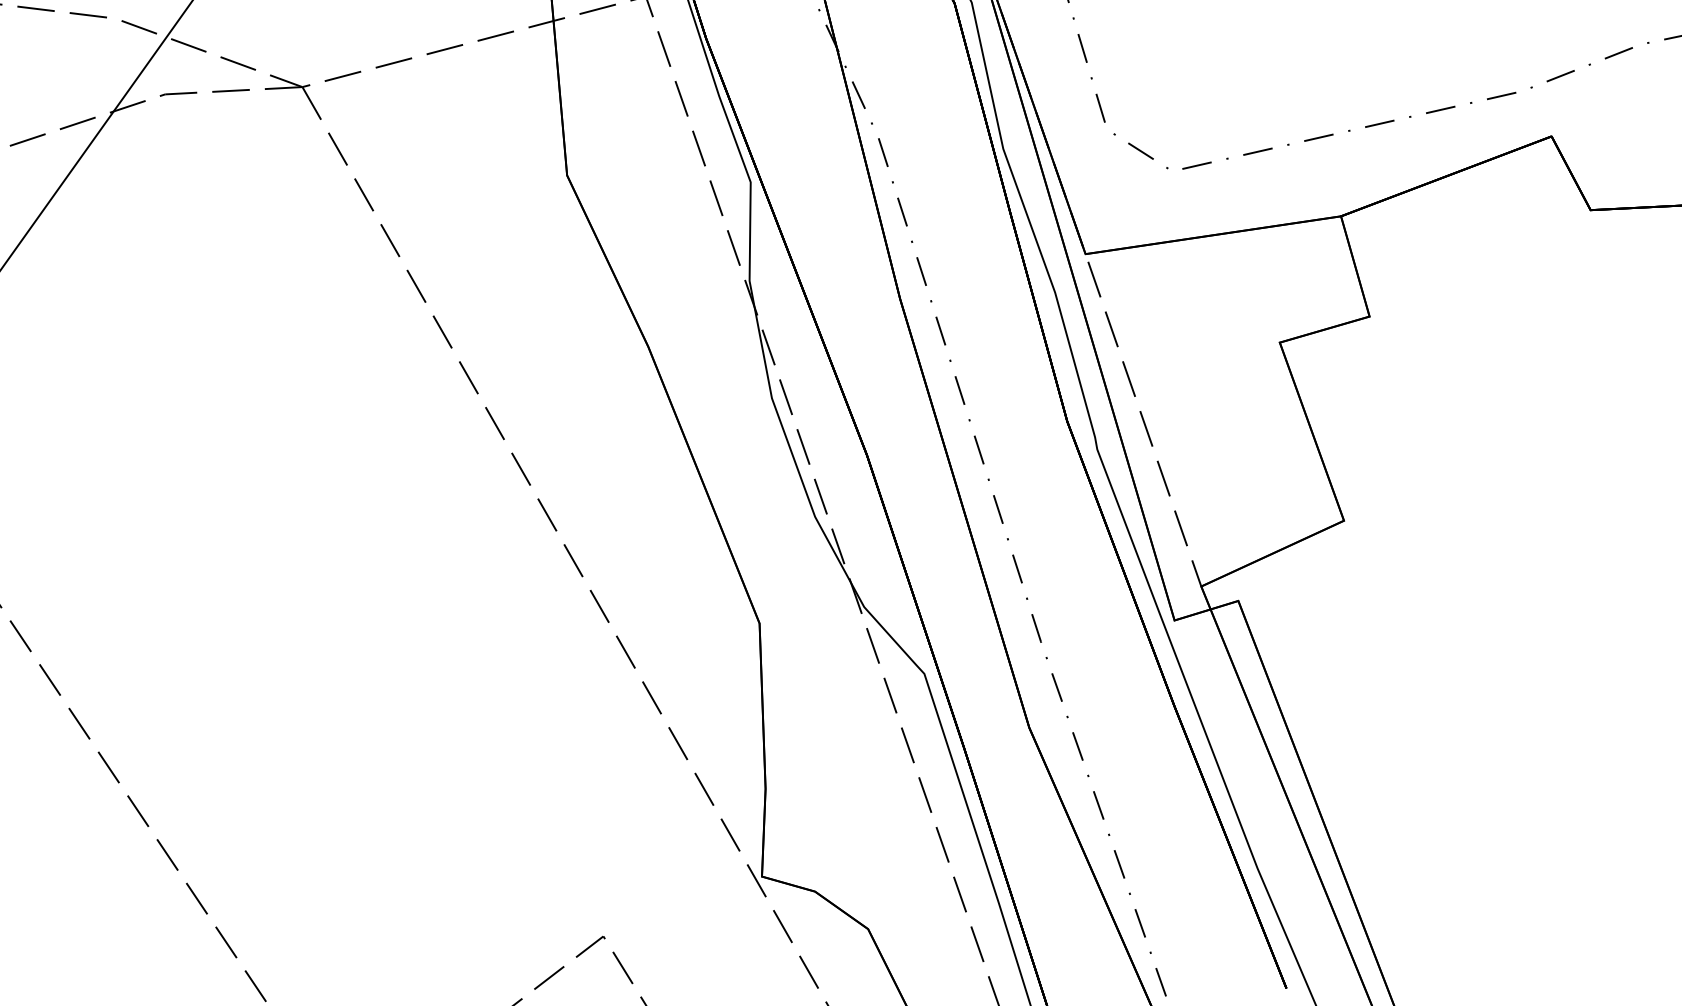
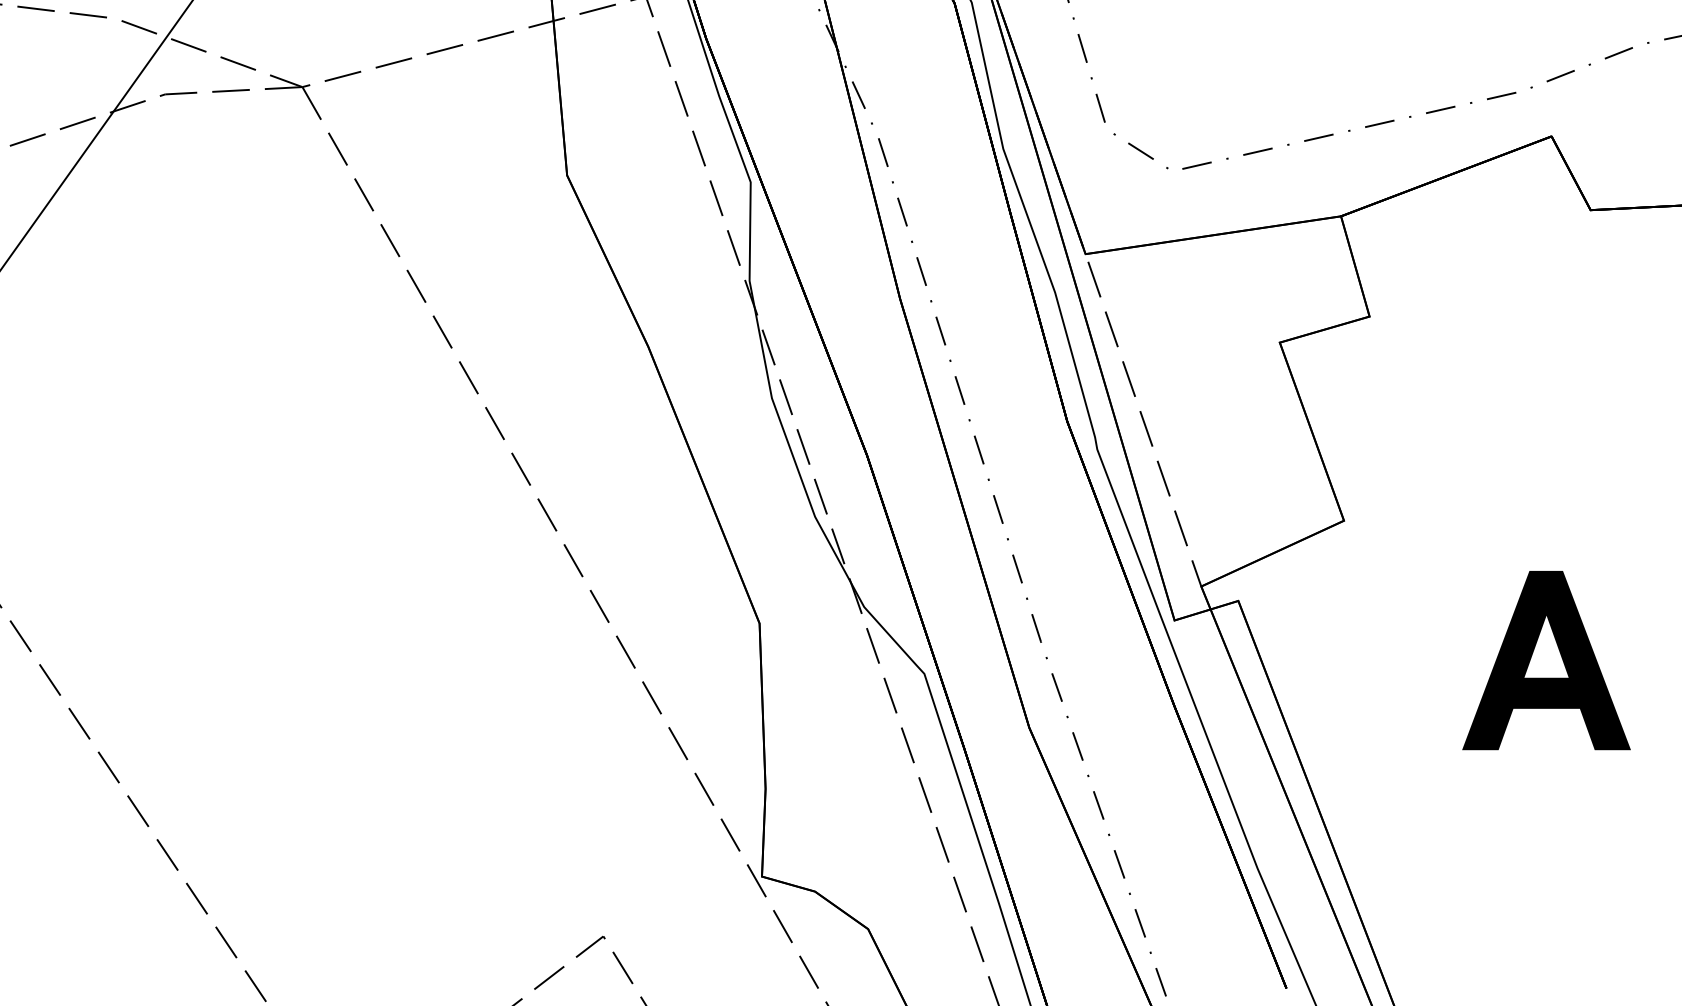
part: none -> present (1546, 660)
